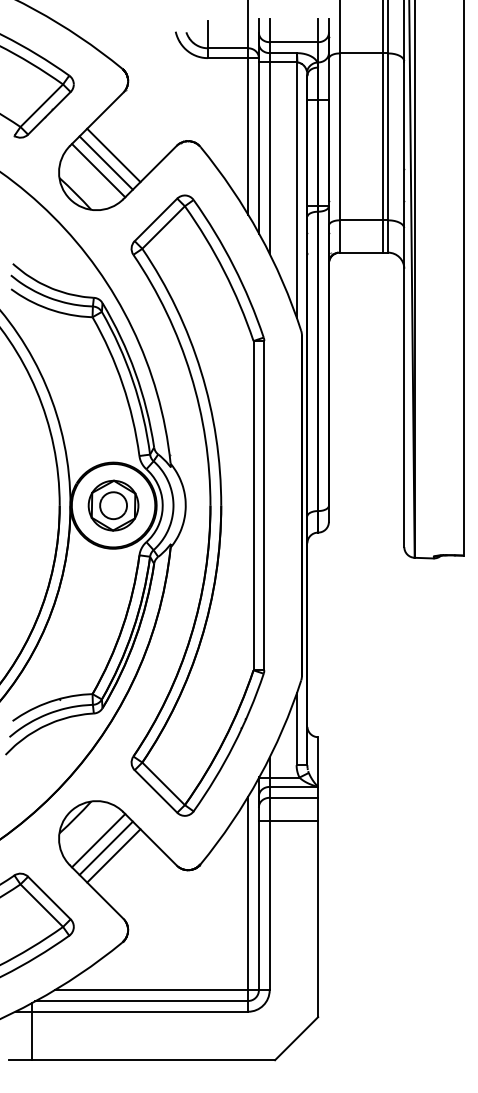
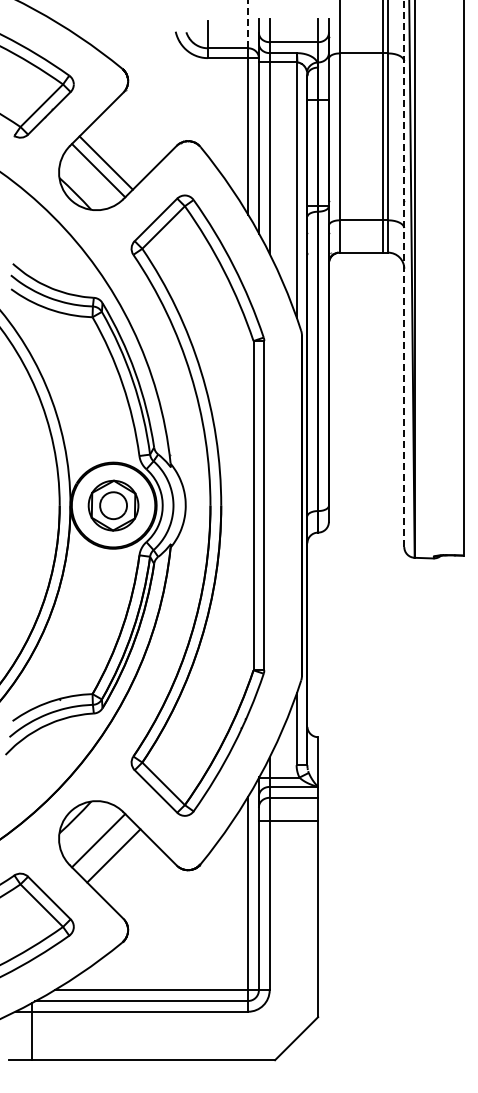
line: solid -> dashed (248, 23)
line: present -> none (113, 155)
line: solid -> dashed (404, 273)
line: present -> none (105, 847)
